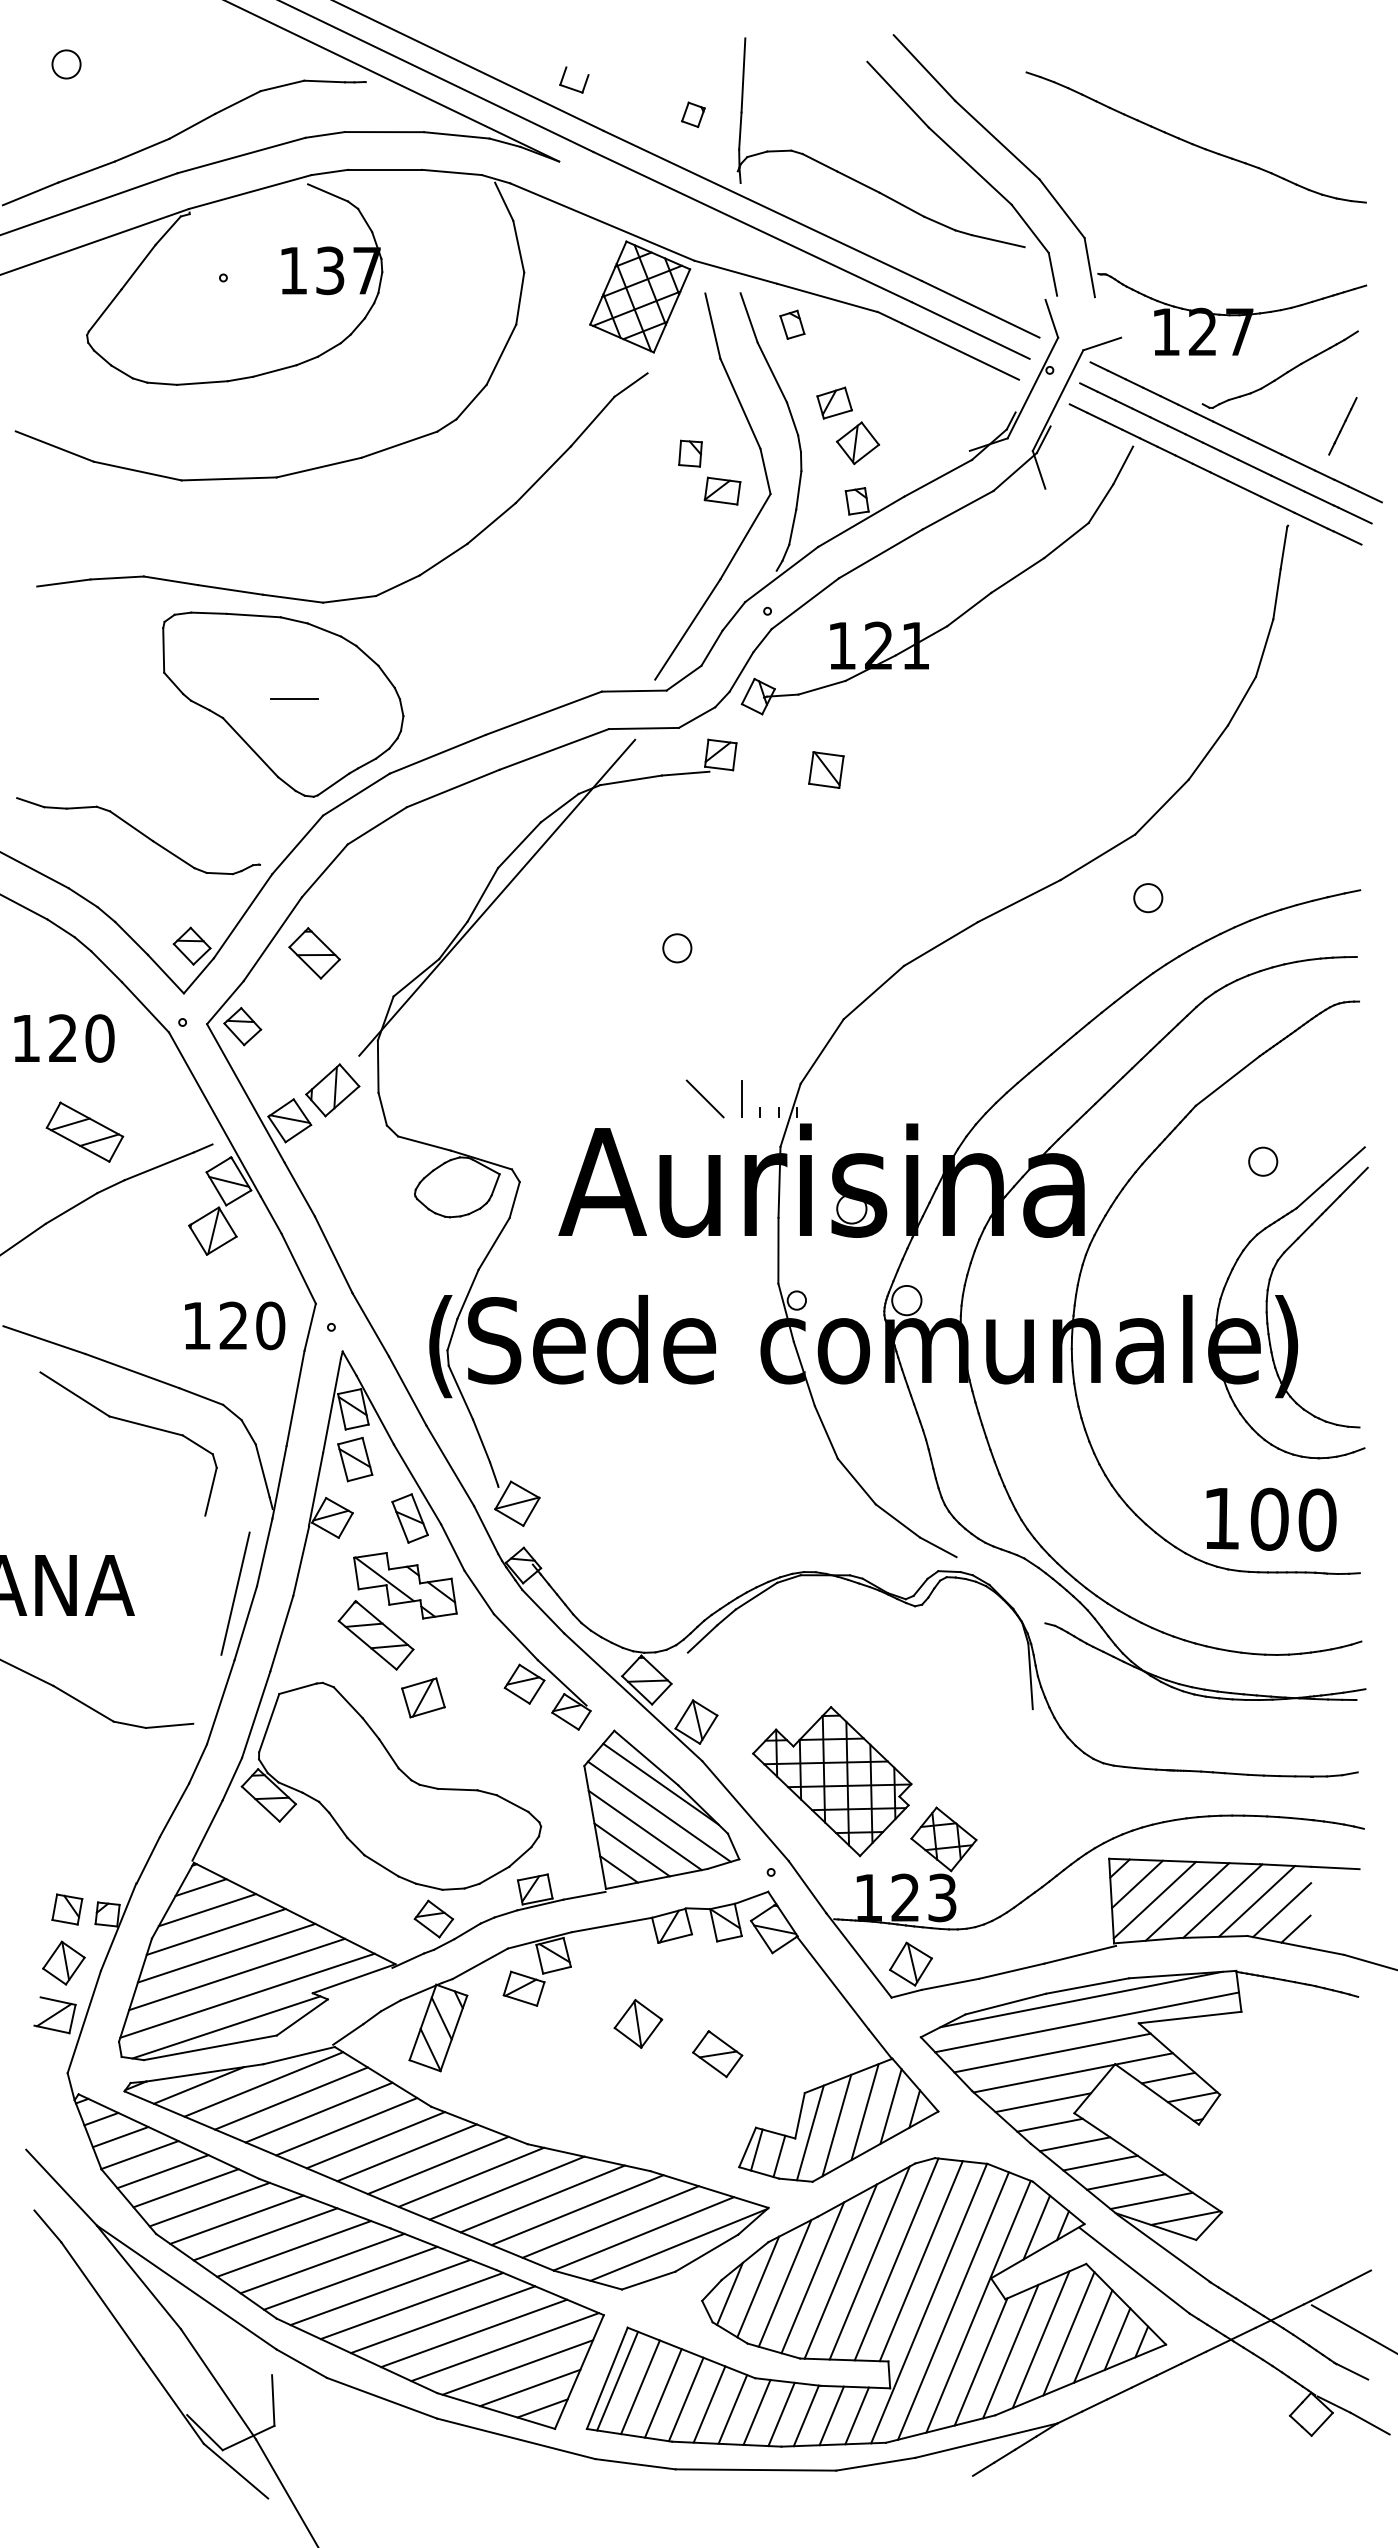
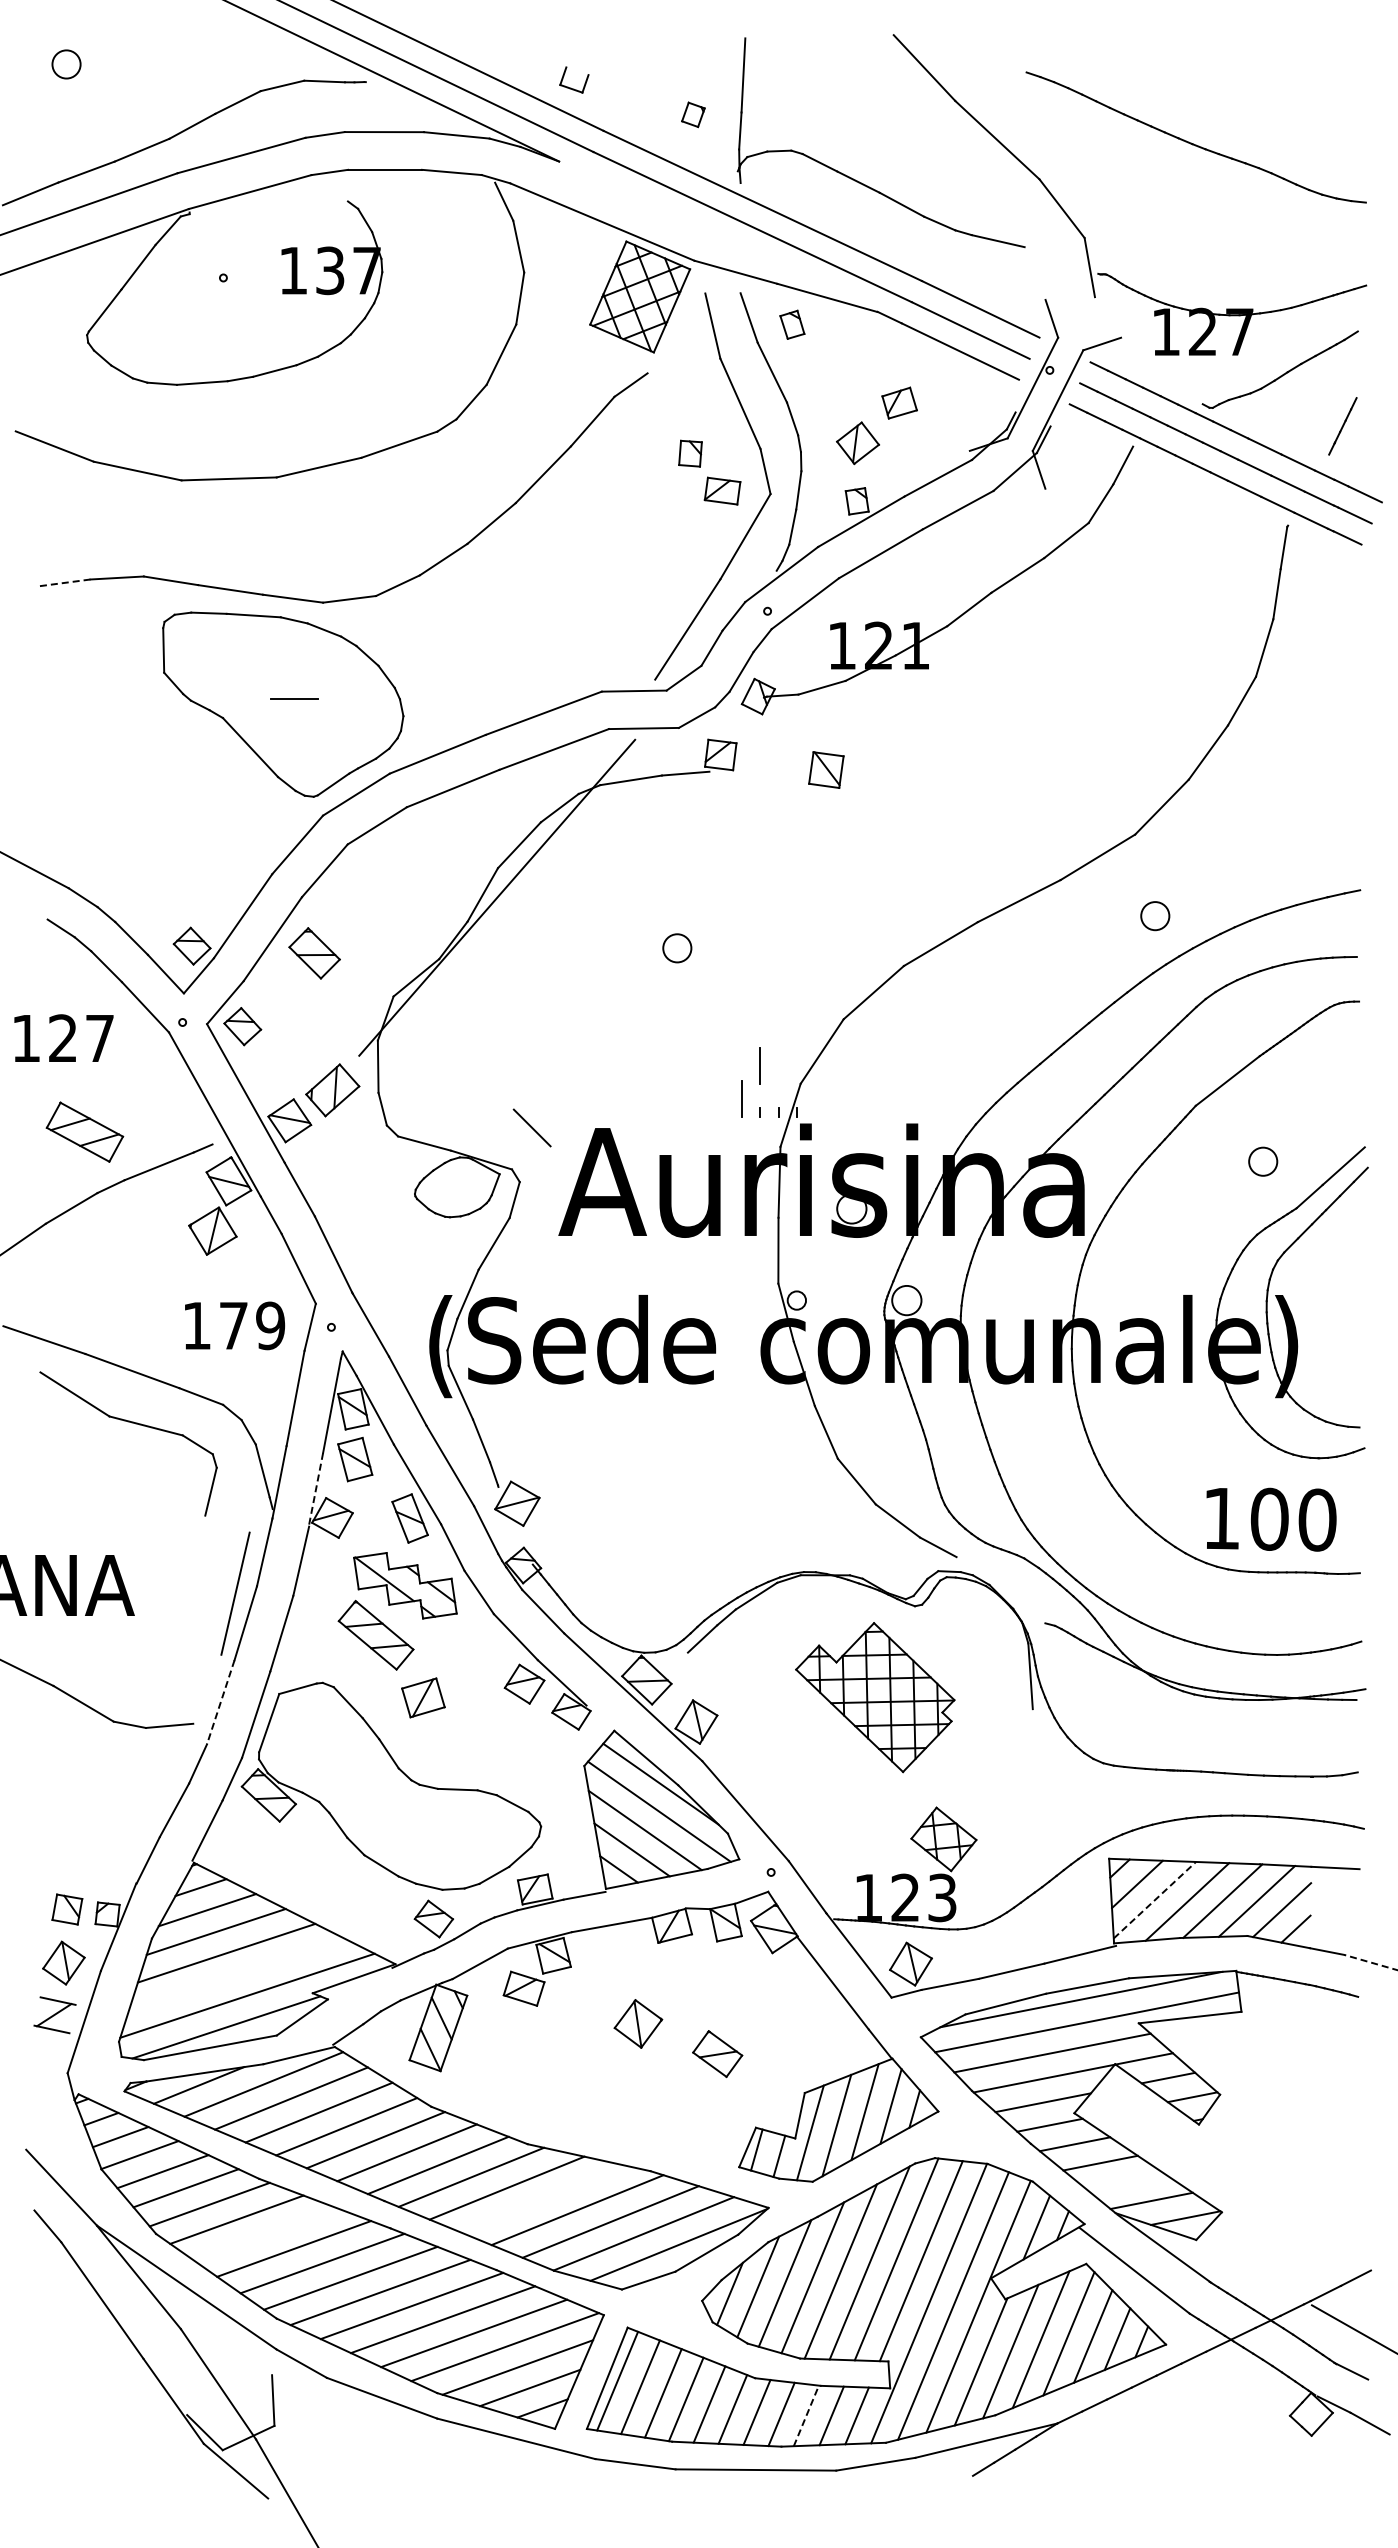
part: present -> none (971, 168)
line: present -> none (327, 192)
part position: (834, 402) -> (899, 402) (899, 402)
line: solid -> dashed (63, 583)
part: present -> none (138, 836)
circle position: (1148, 898) -> (1155, 916) (1155, 916)
line: present -> none (24, 907)
text: 120 -> 127 (99, 1038)
line: none -> present (759, 1065)
line position: (704, 1098) -> (531, 1127) (531, 1127)
text: 120 -> 179 (252, 1325)
line: solid -> dashed (315, 1489)
line: solid -> dashed (220, 1702)
part position: (832, 1781) -> (875, 1697) (875, 1697)
line: solid -> dashed (1155, 1899)
line: solid -> dashed (1370, 1962)
line: present -> none (237, 1974)
line: present -> none (72, 2018)
line: present -> none (1126, 2181)
line: present -> none (542, 2198)
line: present -> none (265, 2234)
line: solid -> dashed (806, 2415)
